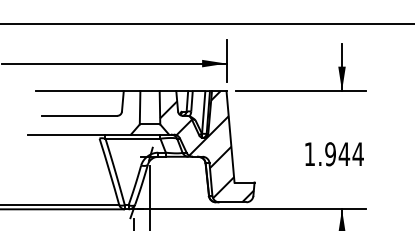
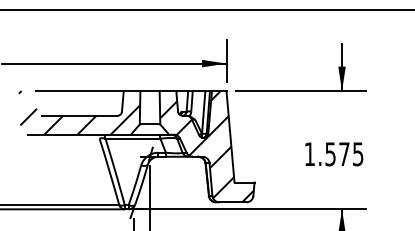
line position: (206, 24) -> (206, 10) (206, 10)
hatch: none -> present (79, 112)
text: 1.944 -> 1.575 (344, 154)
